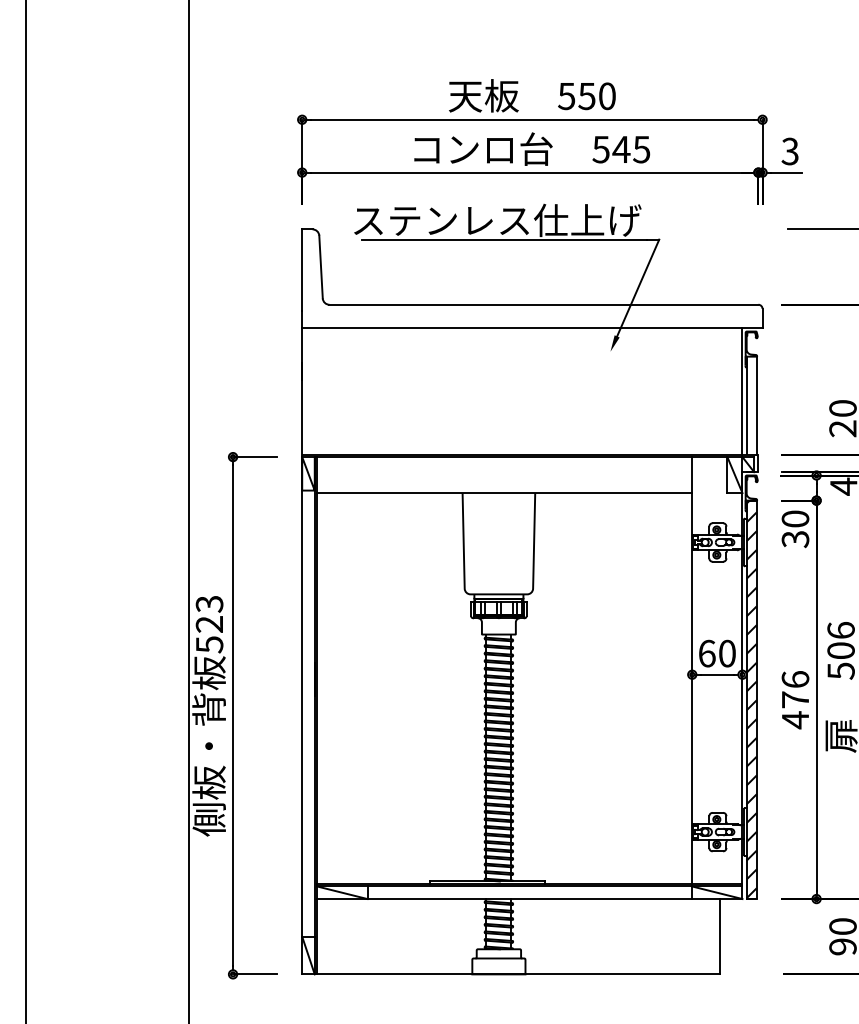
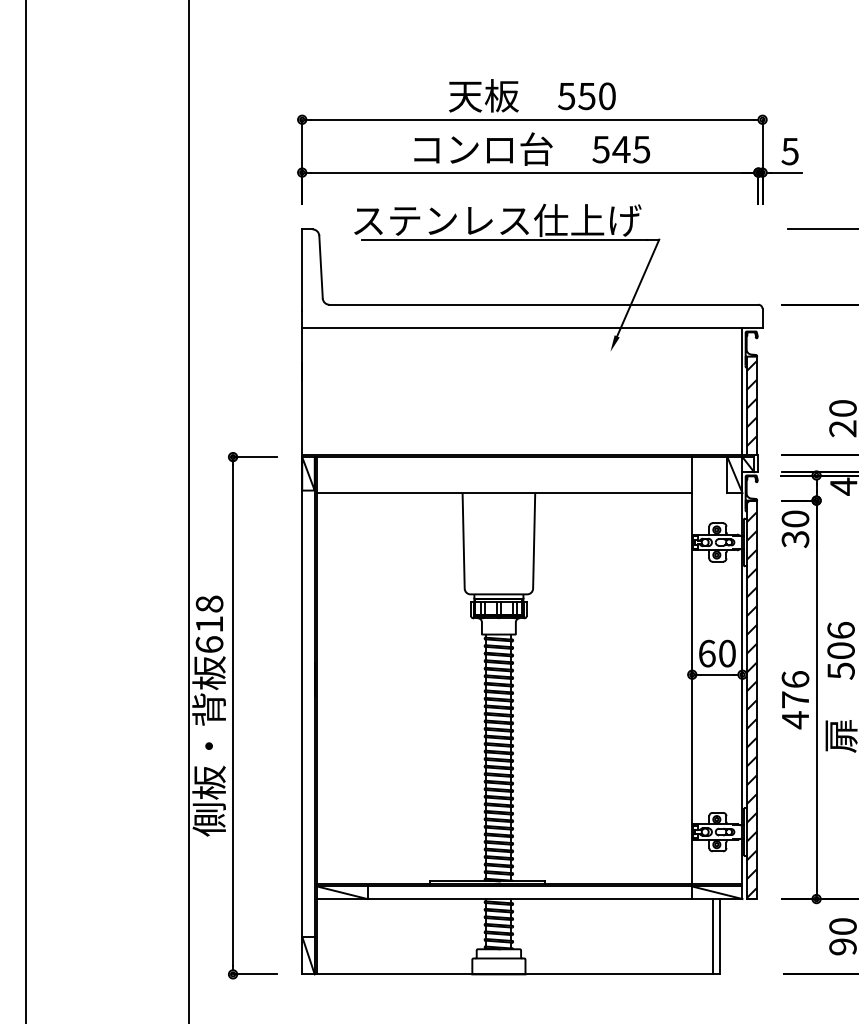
text: 3 -> 5 (790, 150)
hatch: none -> present (751, 408)
text: 523 -> 618 (209, 624)
line: none -> present (713, 936)
